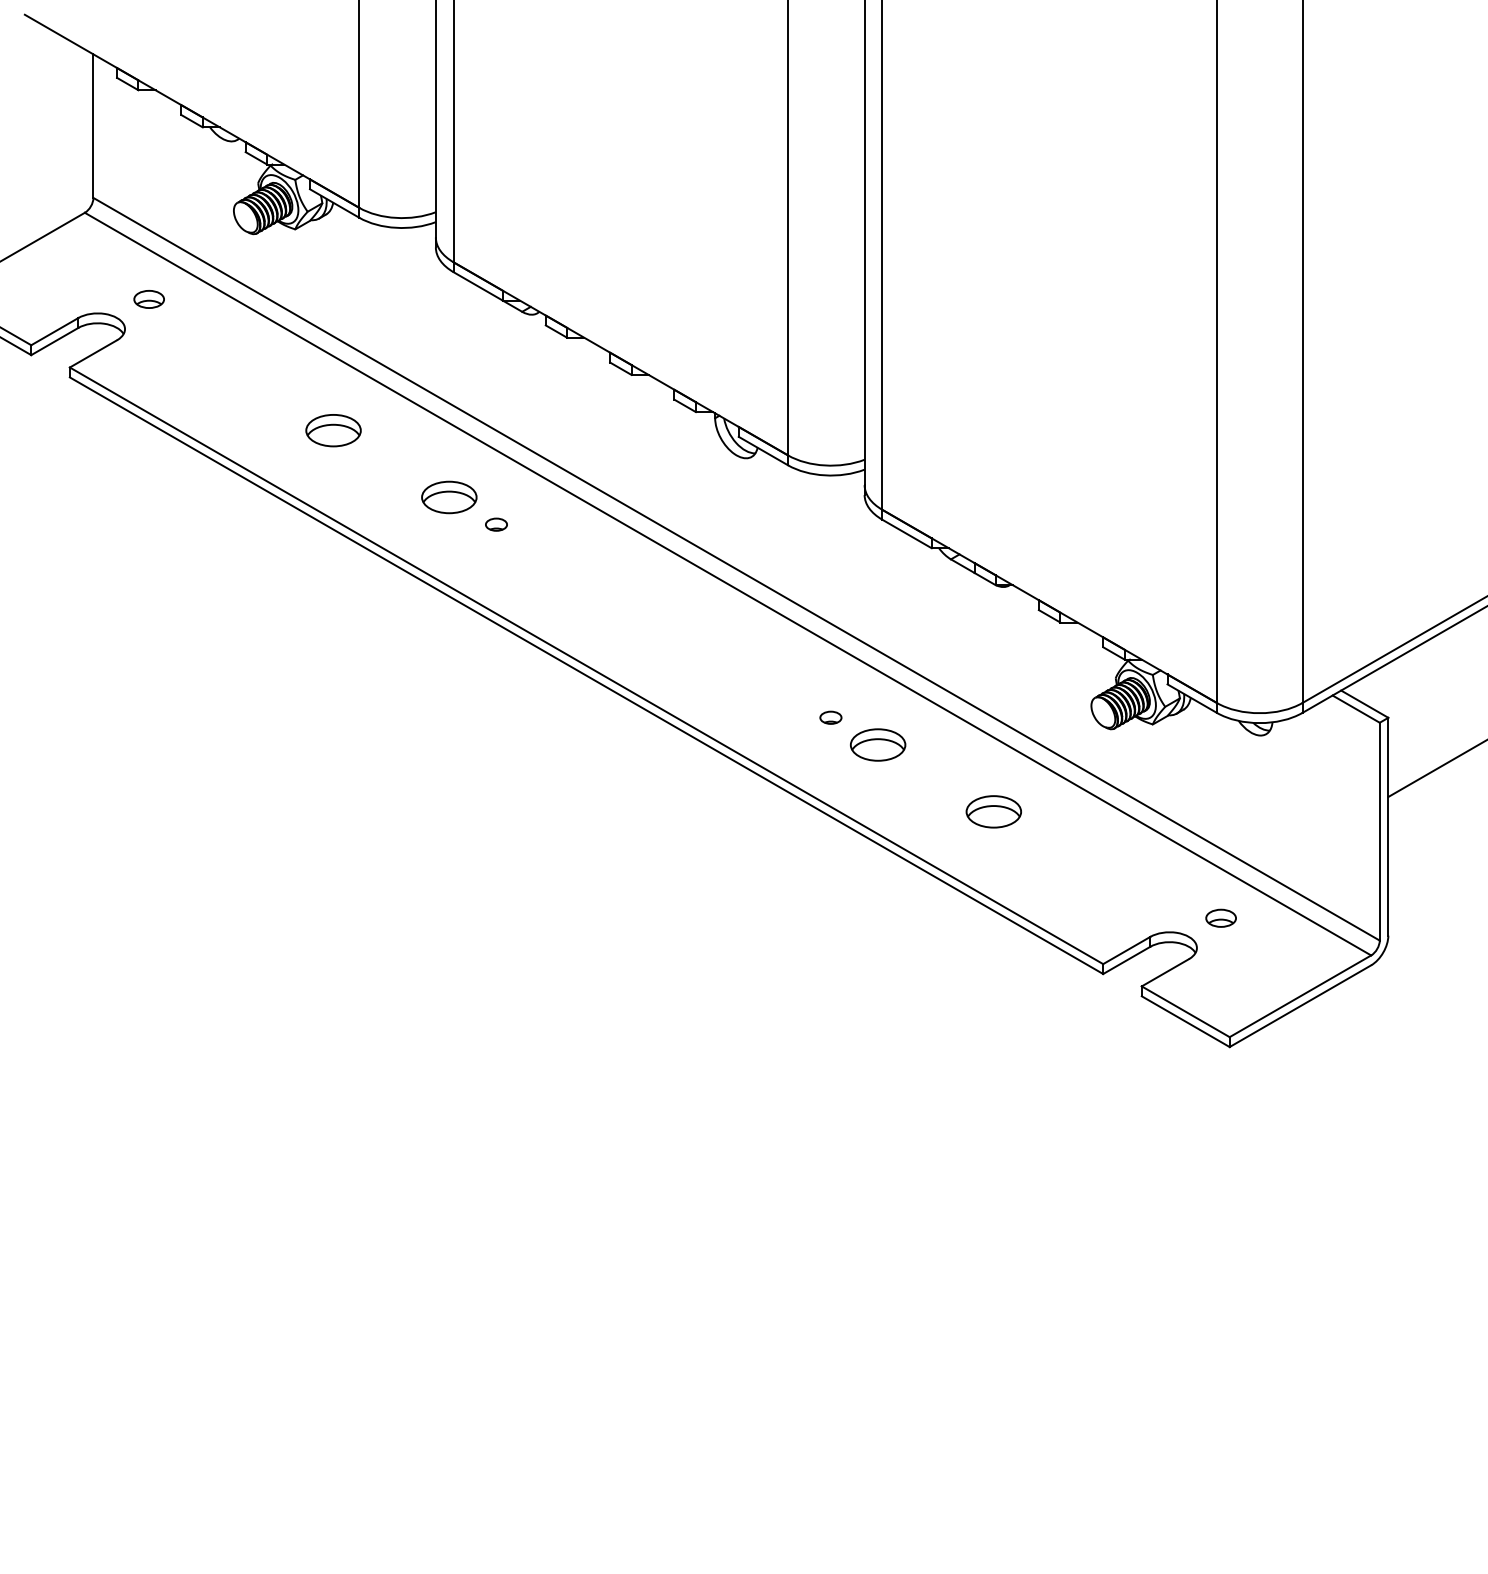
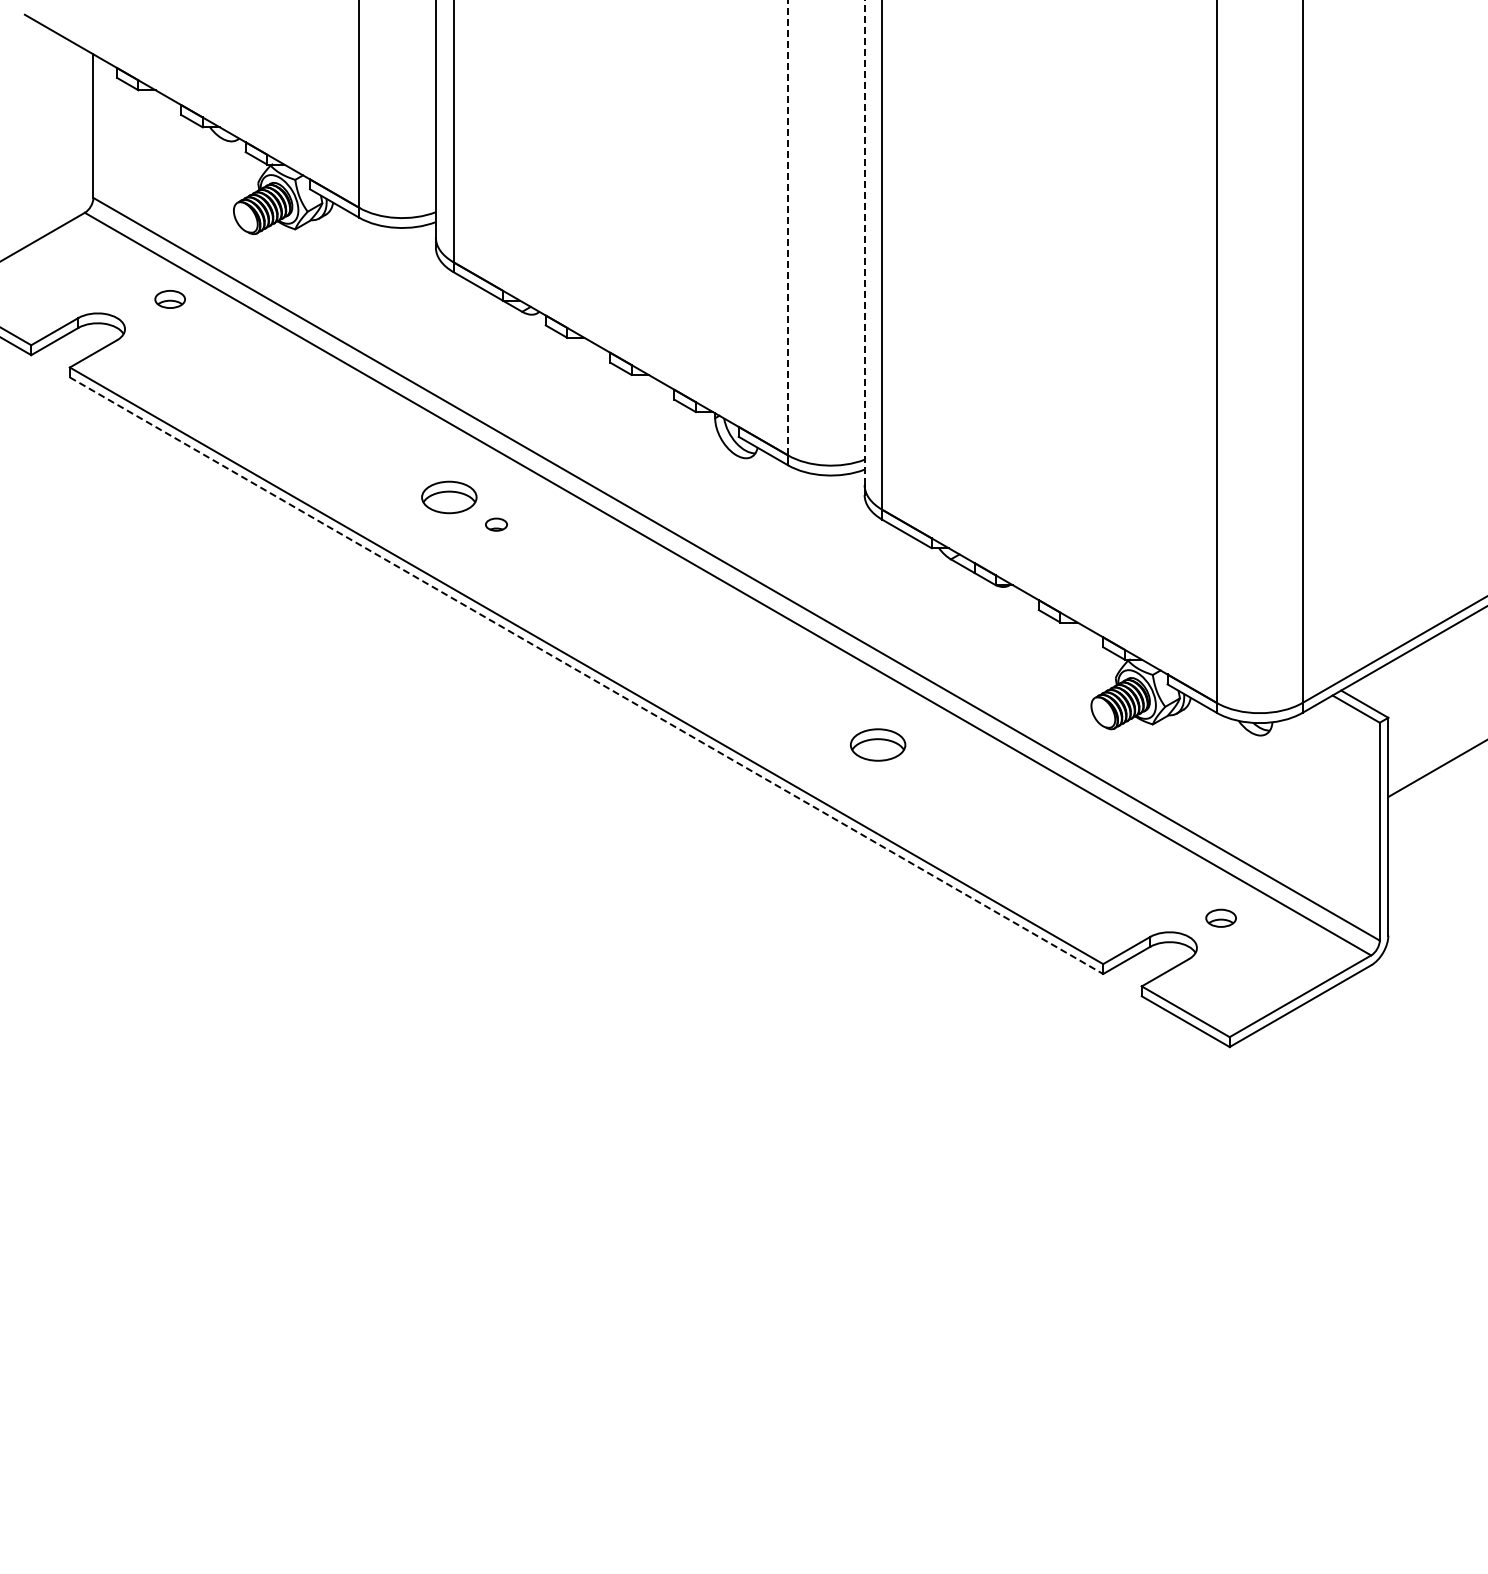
line: solid -> dashed (788, 227)
line: solid -> dashed (864, 242)
part position: (148, 299) -> (169, 299) (169, 299)
part: present -> none (333, 430)
line: solid -> dashed (586, 675)
part: present -> none (830, 717)
part: present -> none (993, 811)
